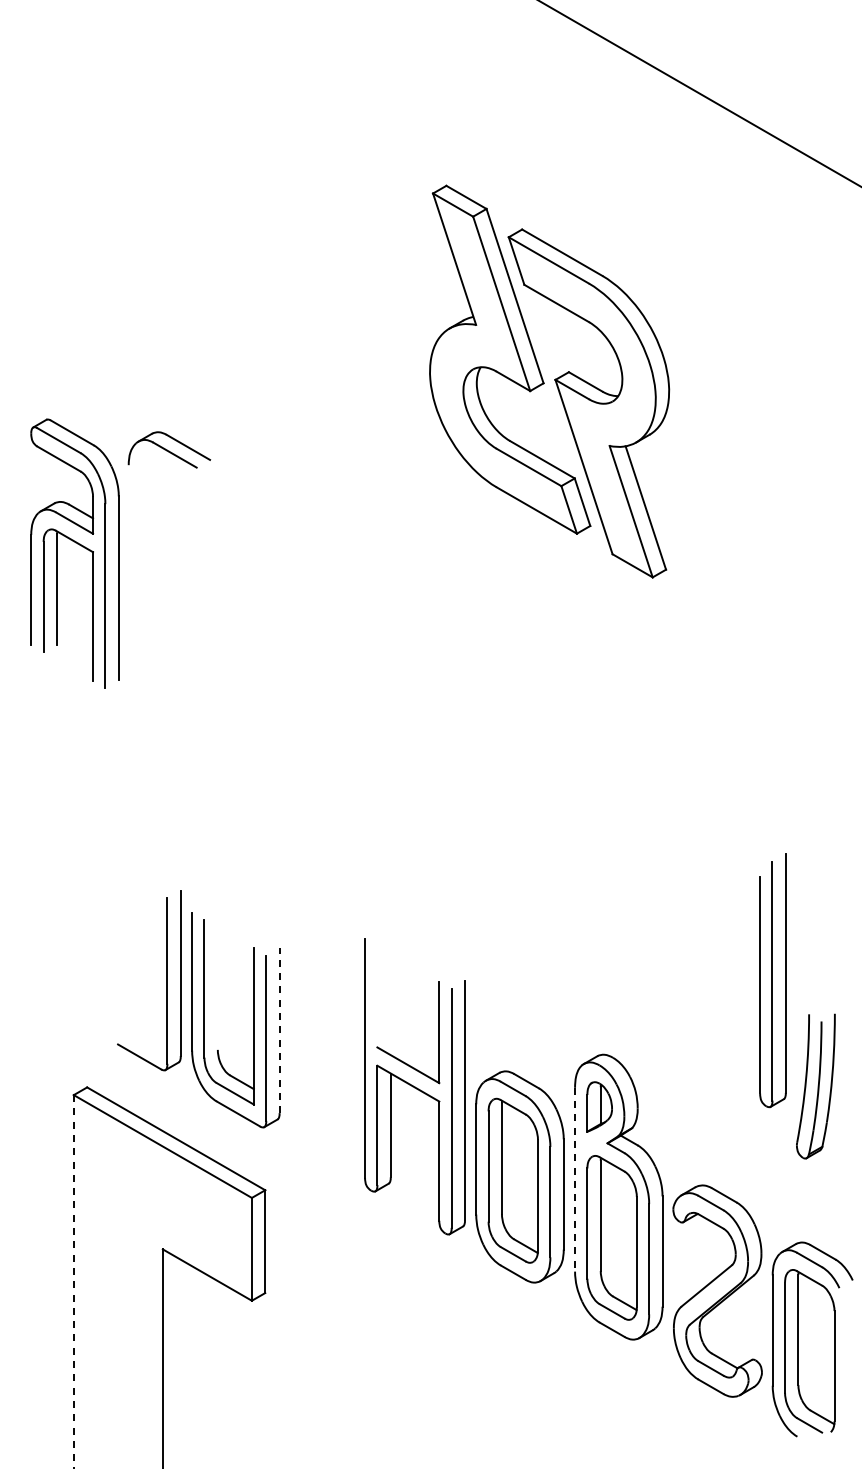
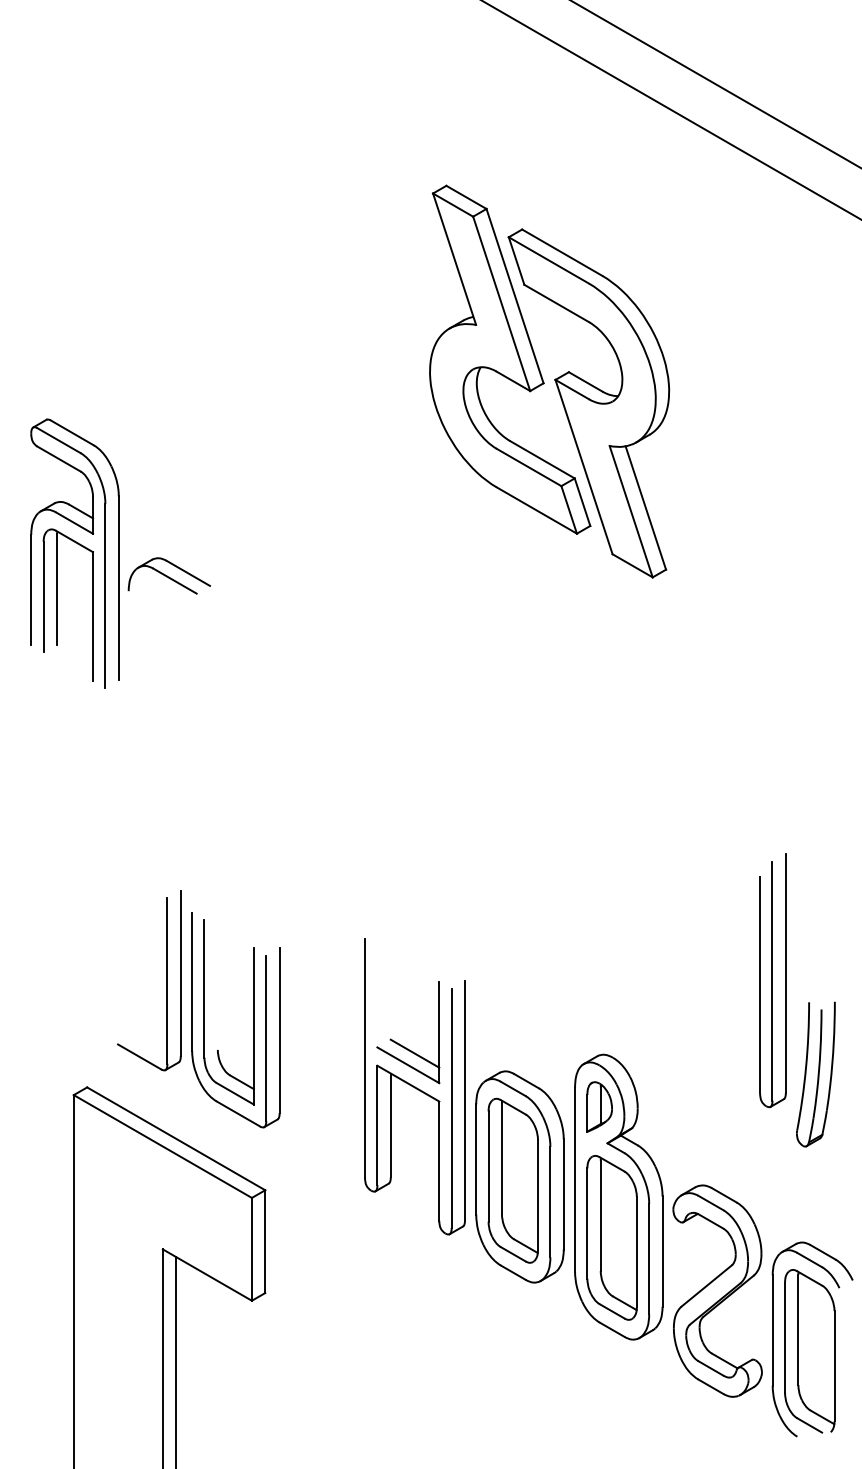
line position: (699, 93) -> (715, 84) (715, 84)
line: none -> present (671, 110)
part position: (169, 449) -> (169, 575) (169, 575)
line: dashed -> solid (279, 1030)
line: none -> present (414, 1053)
part position: (815, 1086) -> (815, 1074) (815, 1074)
line: dashed -> solid (575, 1179)
line: dashed -> solid (73, 1282)
line: none -> present (176, 1361)
